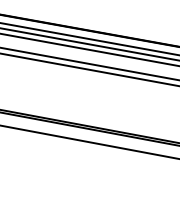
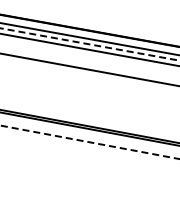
line: solid -> dashed (89, 44)
line: present -> none (89, 63)
line: solid -> dashed (90, 142)
